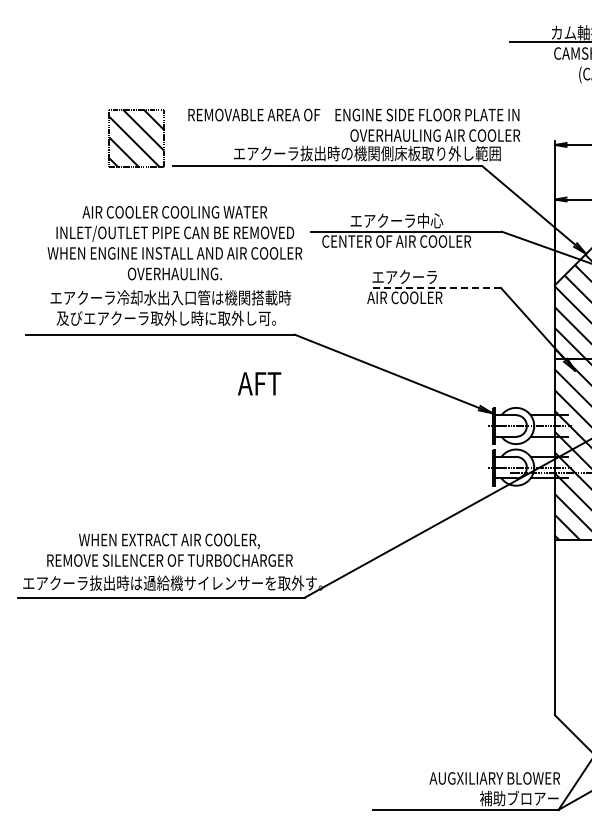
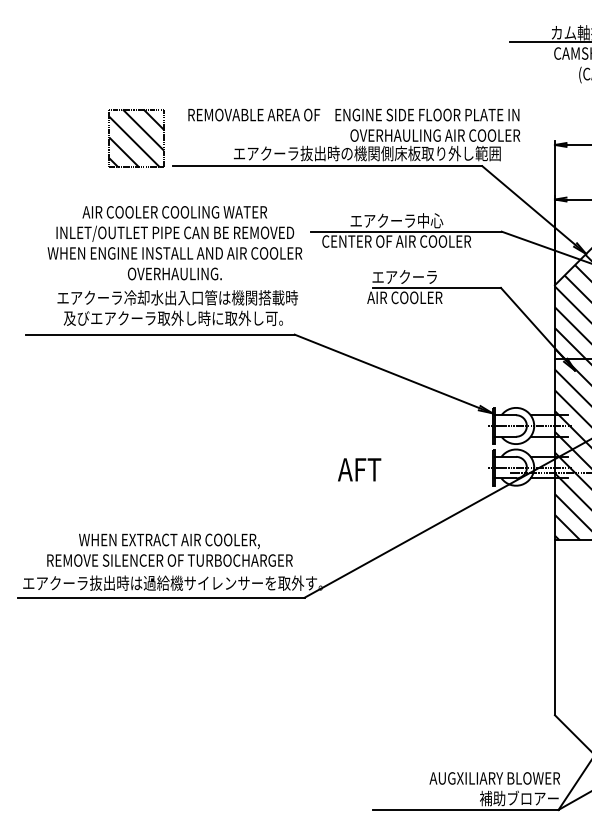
line: dashed -> solid (437, 287)
text position: (170, 307) -> (177, 307) (177, 307)
text position: (259, 383) -> (359, 469) (359, 469)
